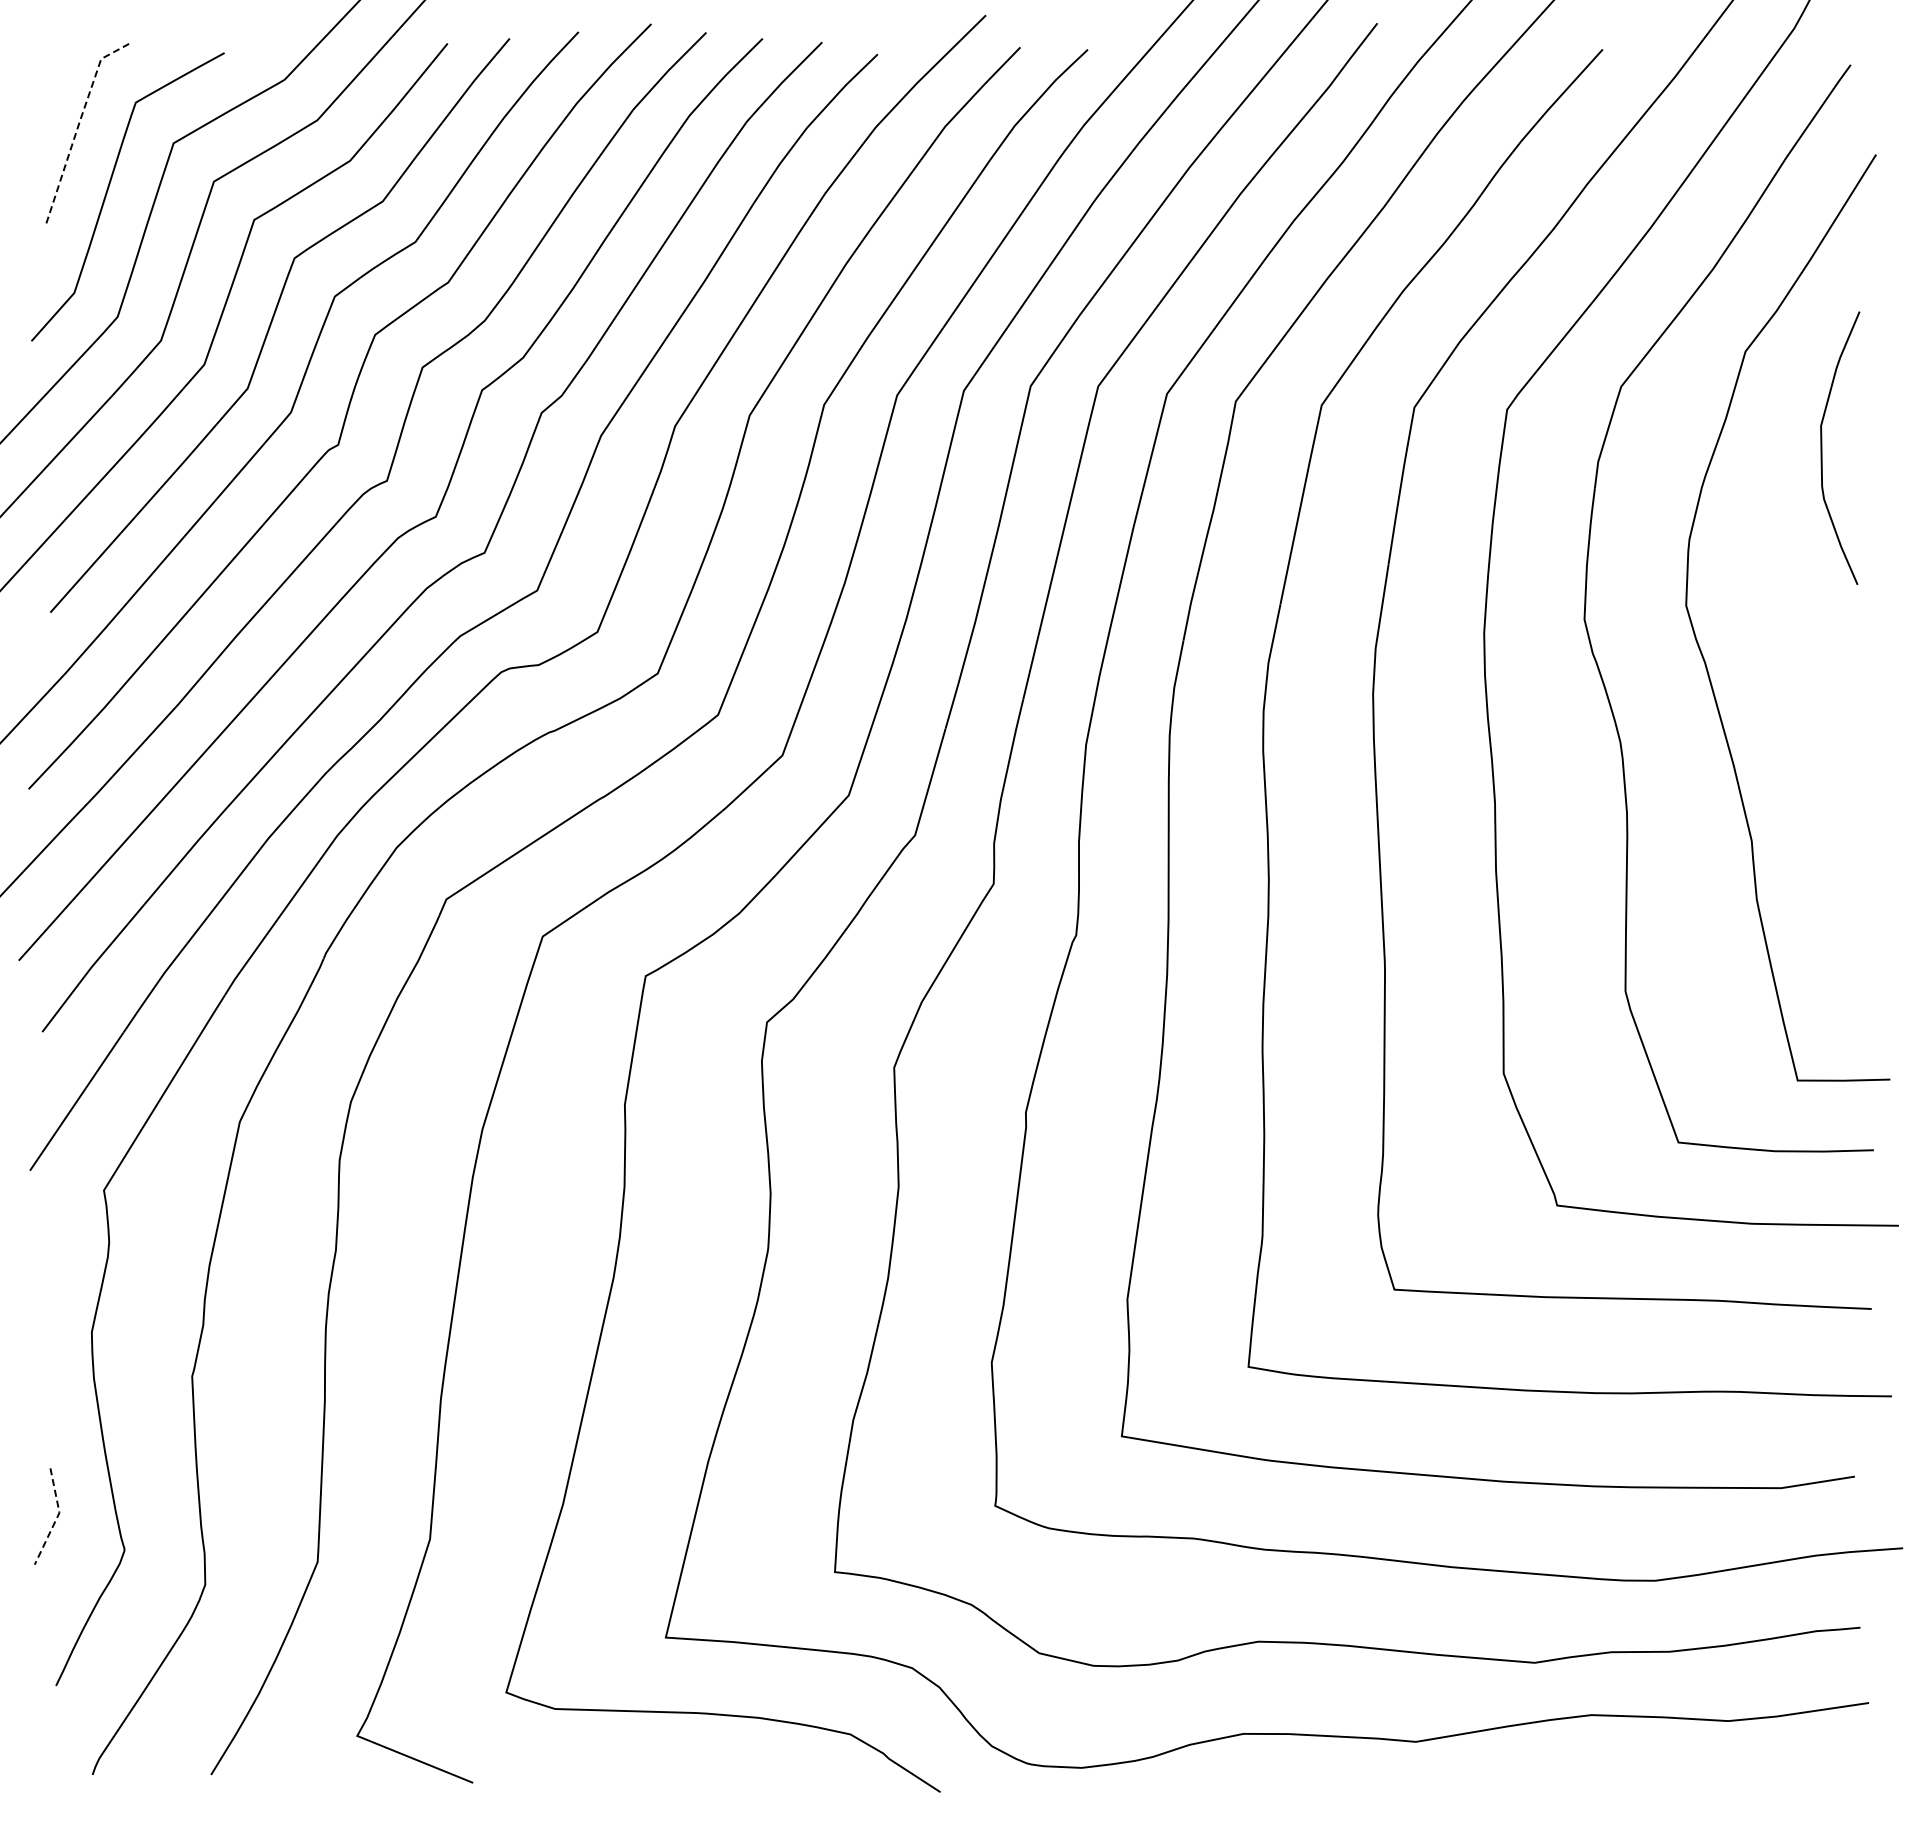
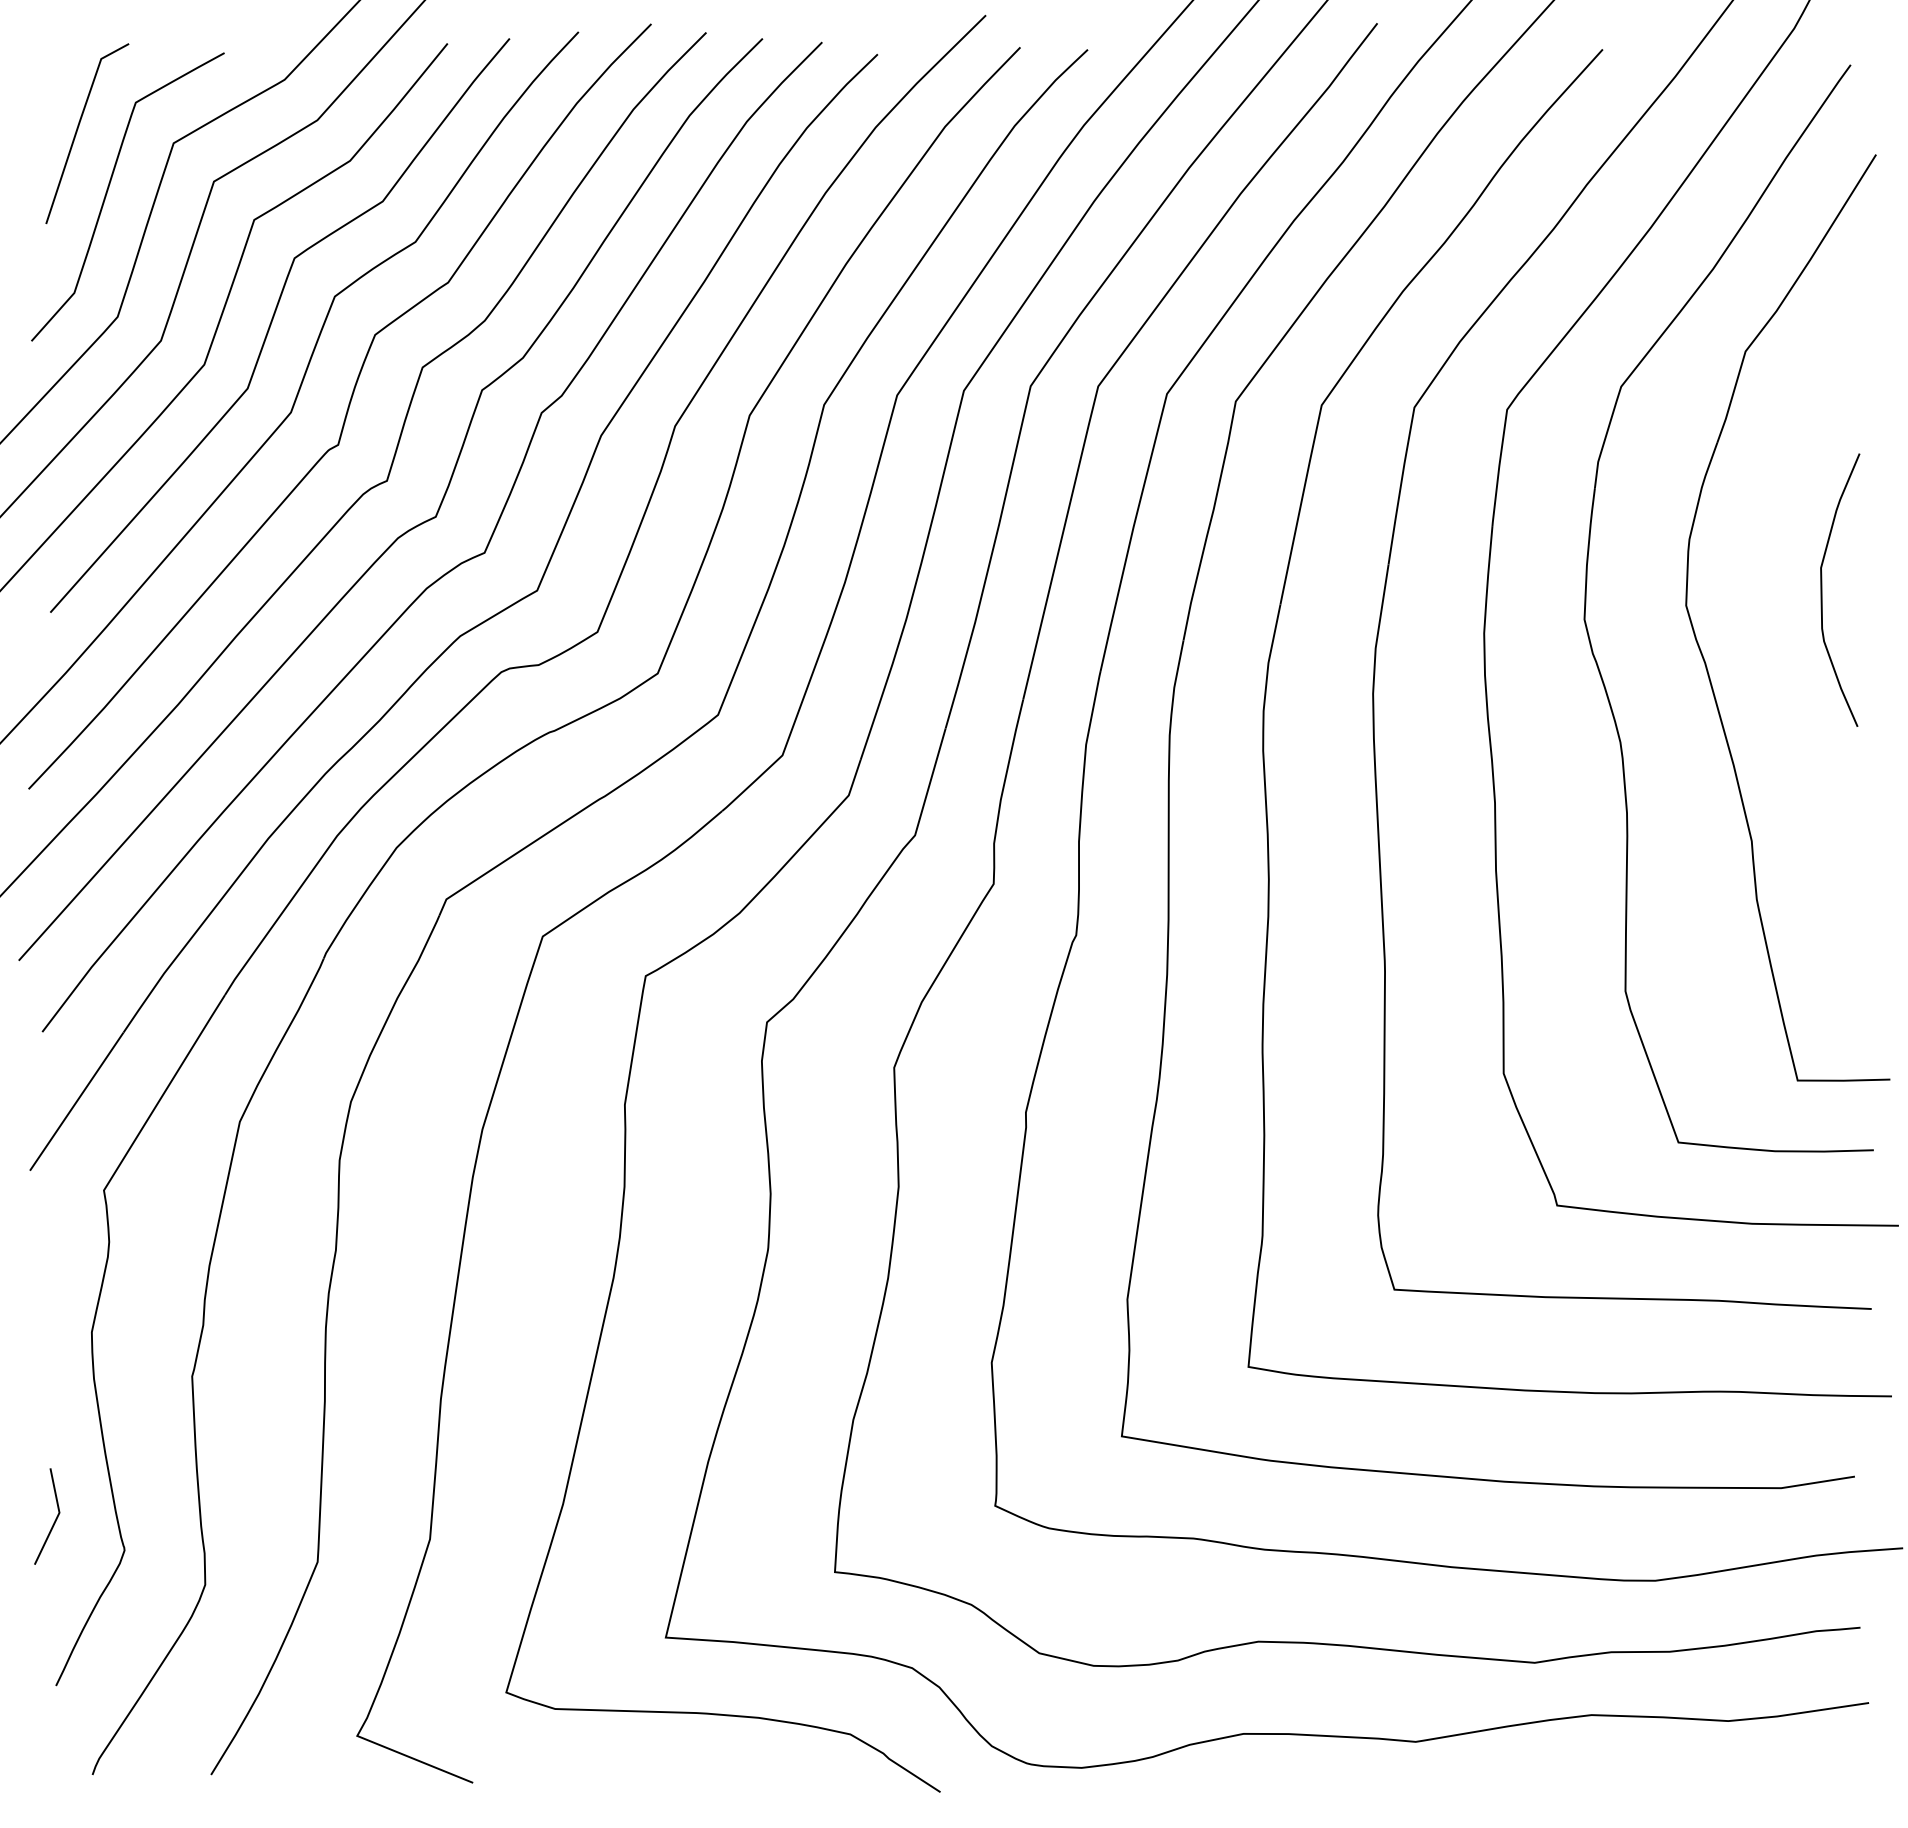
line: dashed -> solid (78, 125)
curve position: (1822, 447) -> (1822, 589) (1822, 589)
line: dashed -> solid (56, 1518)
